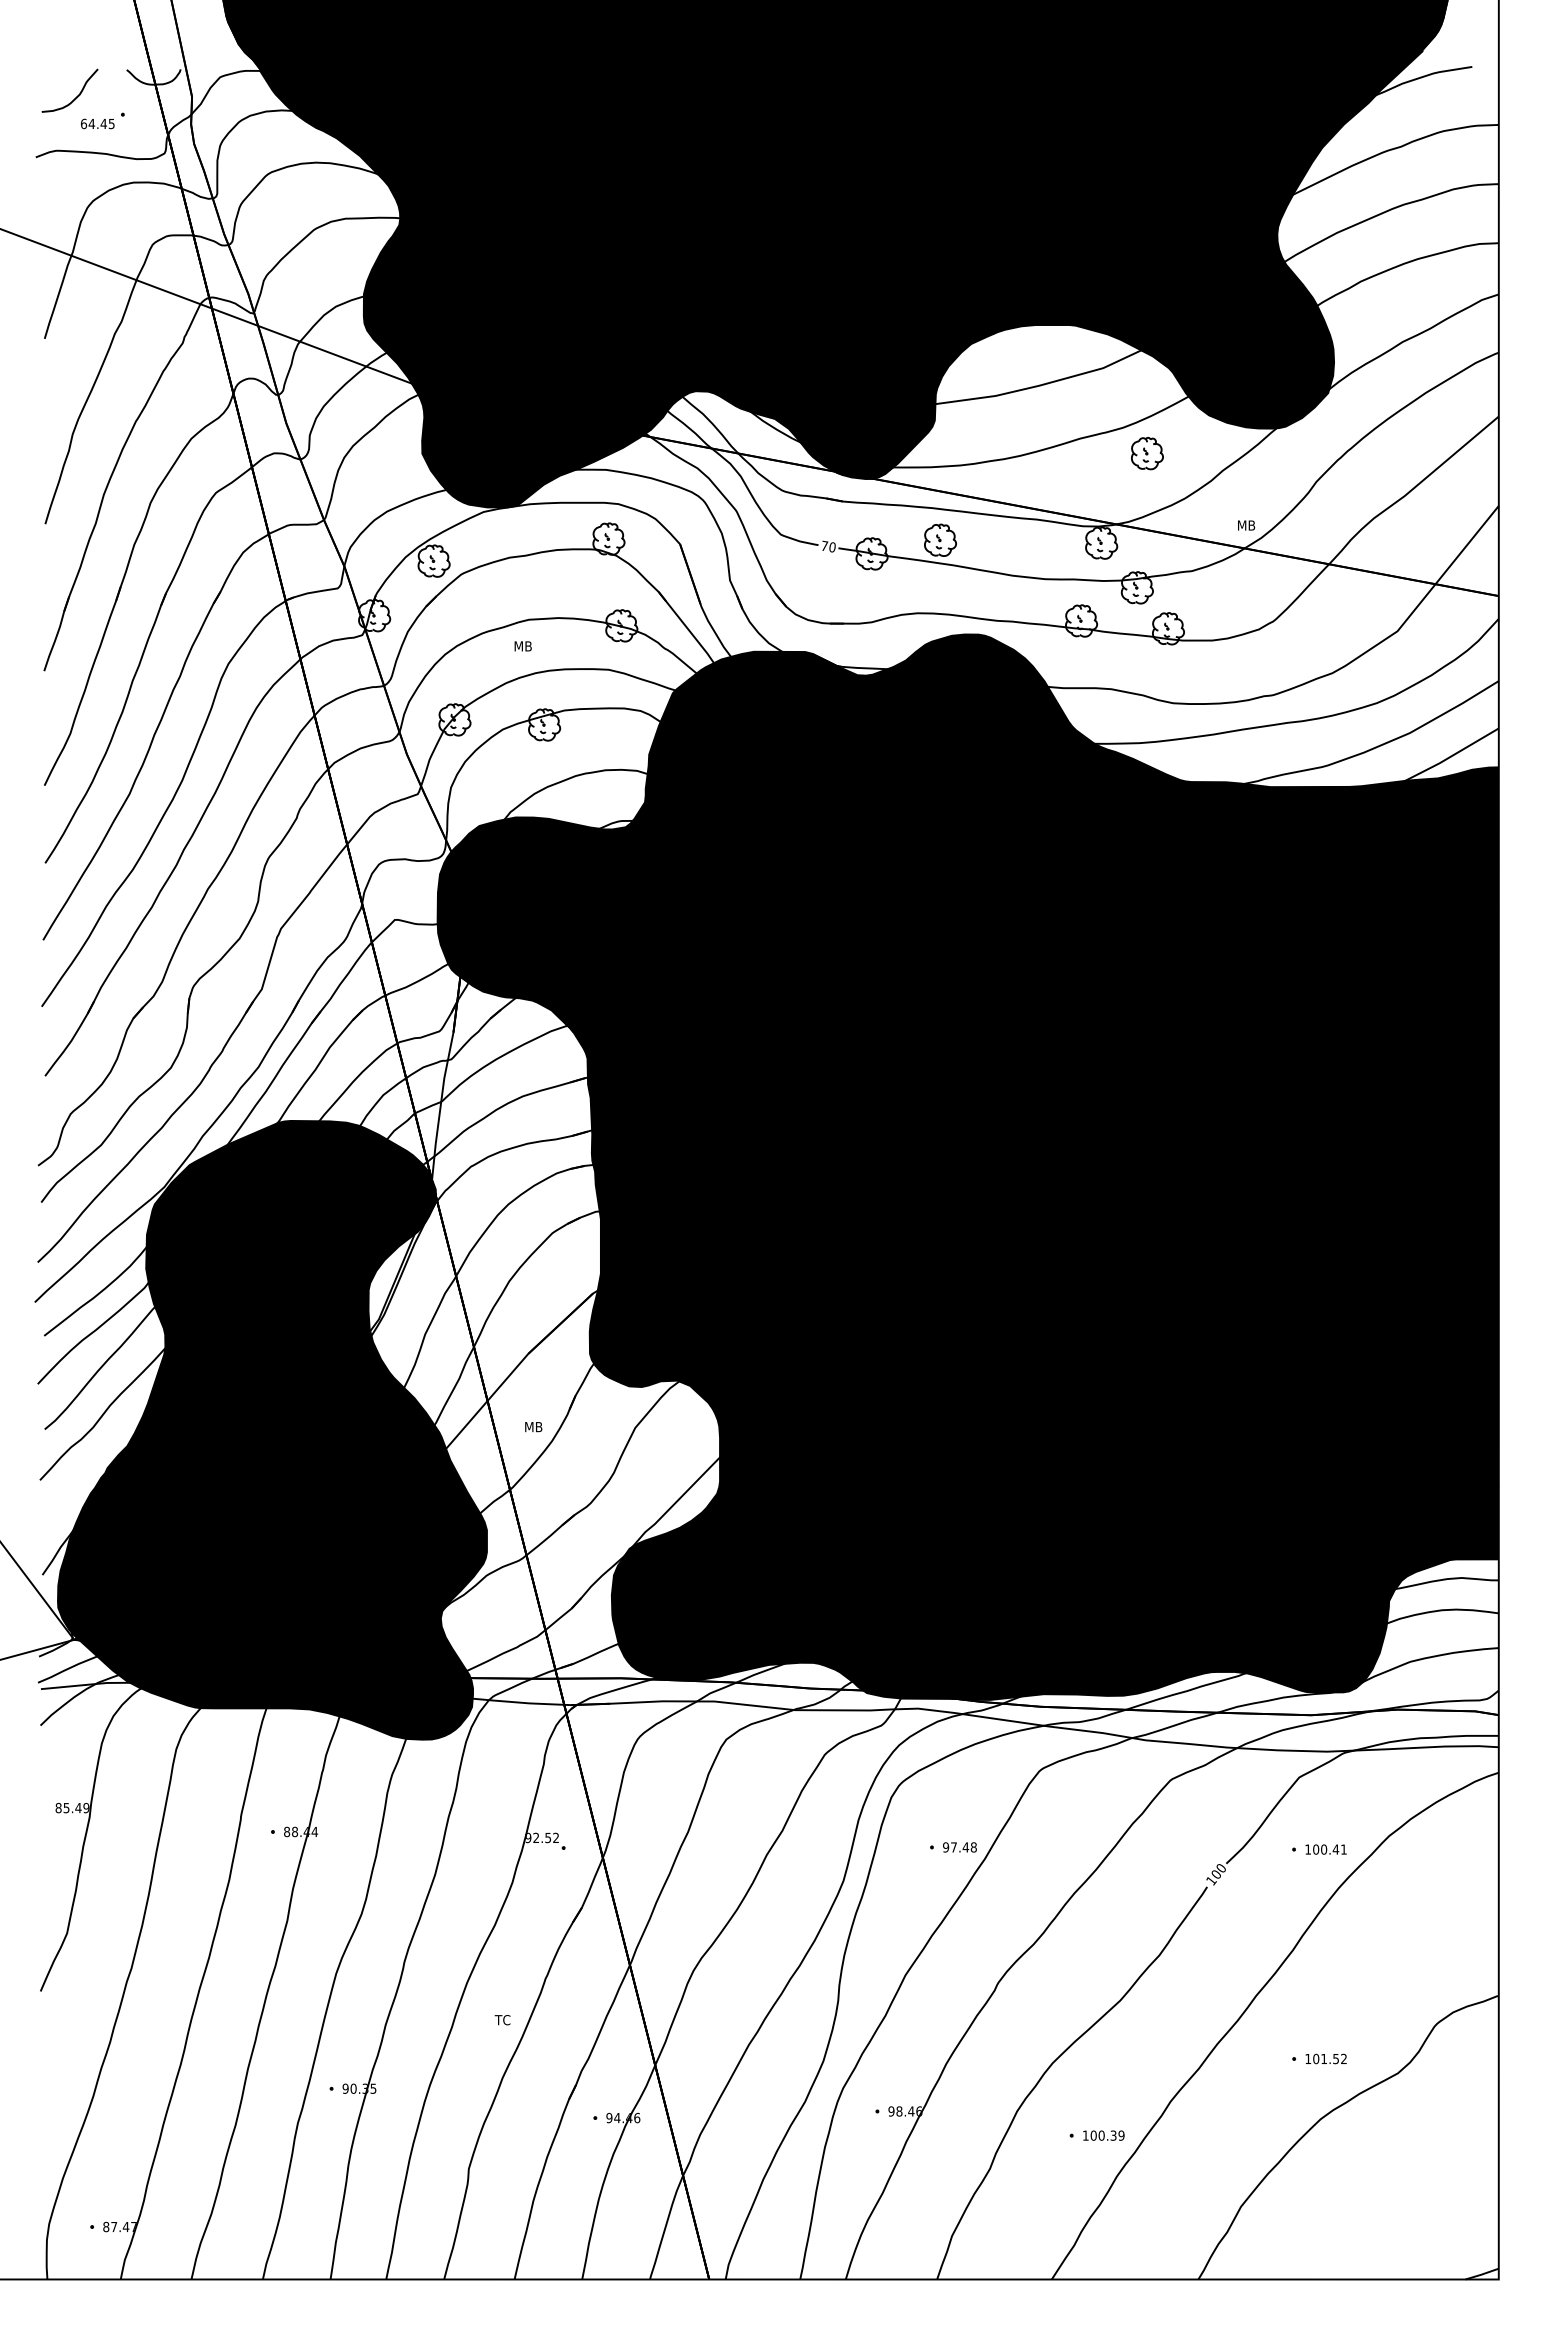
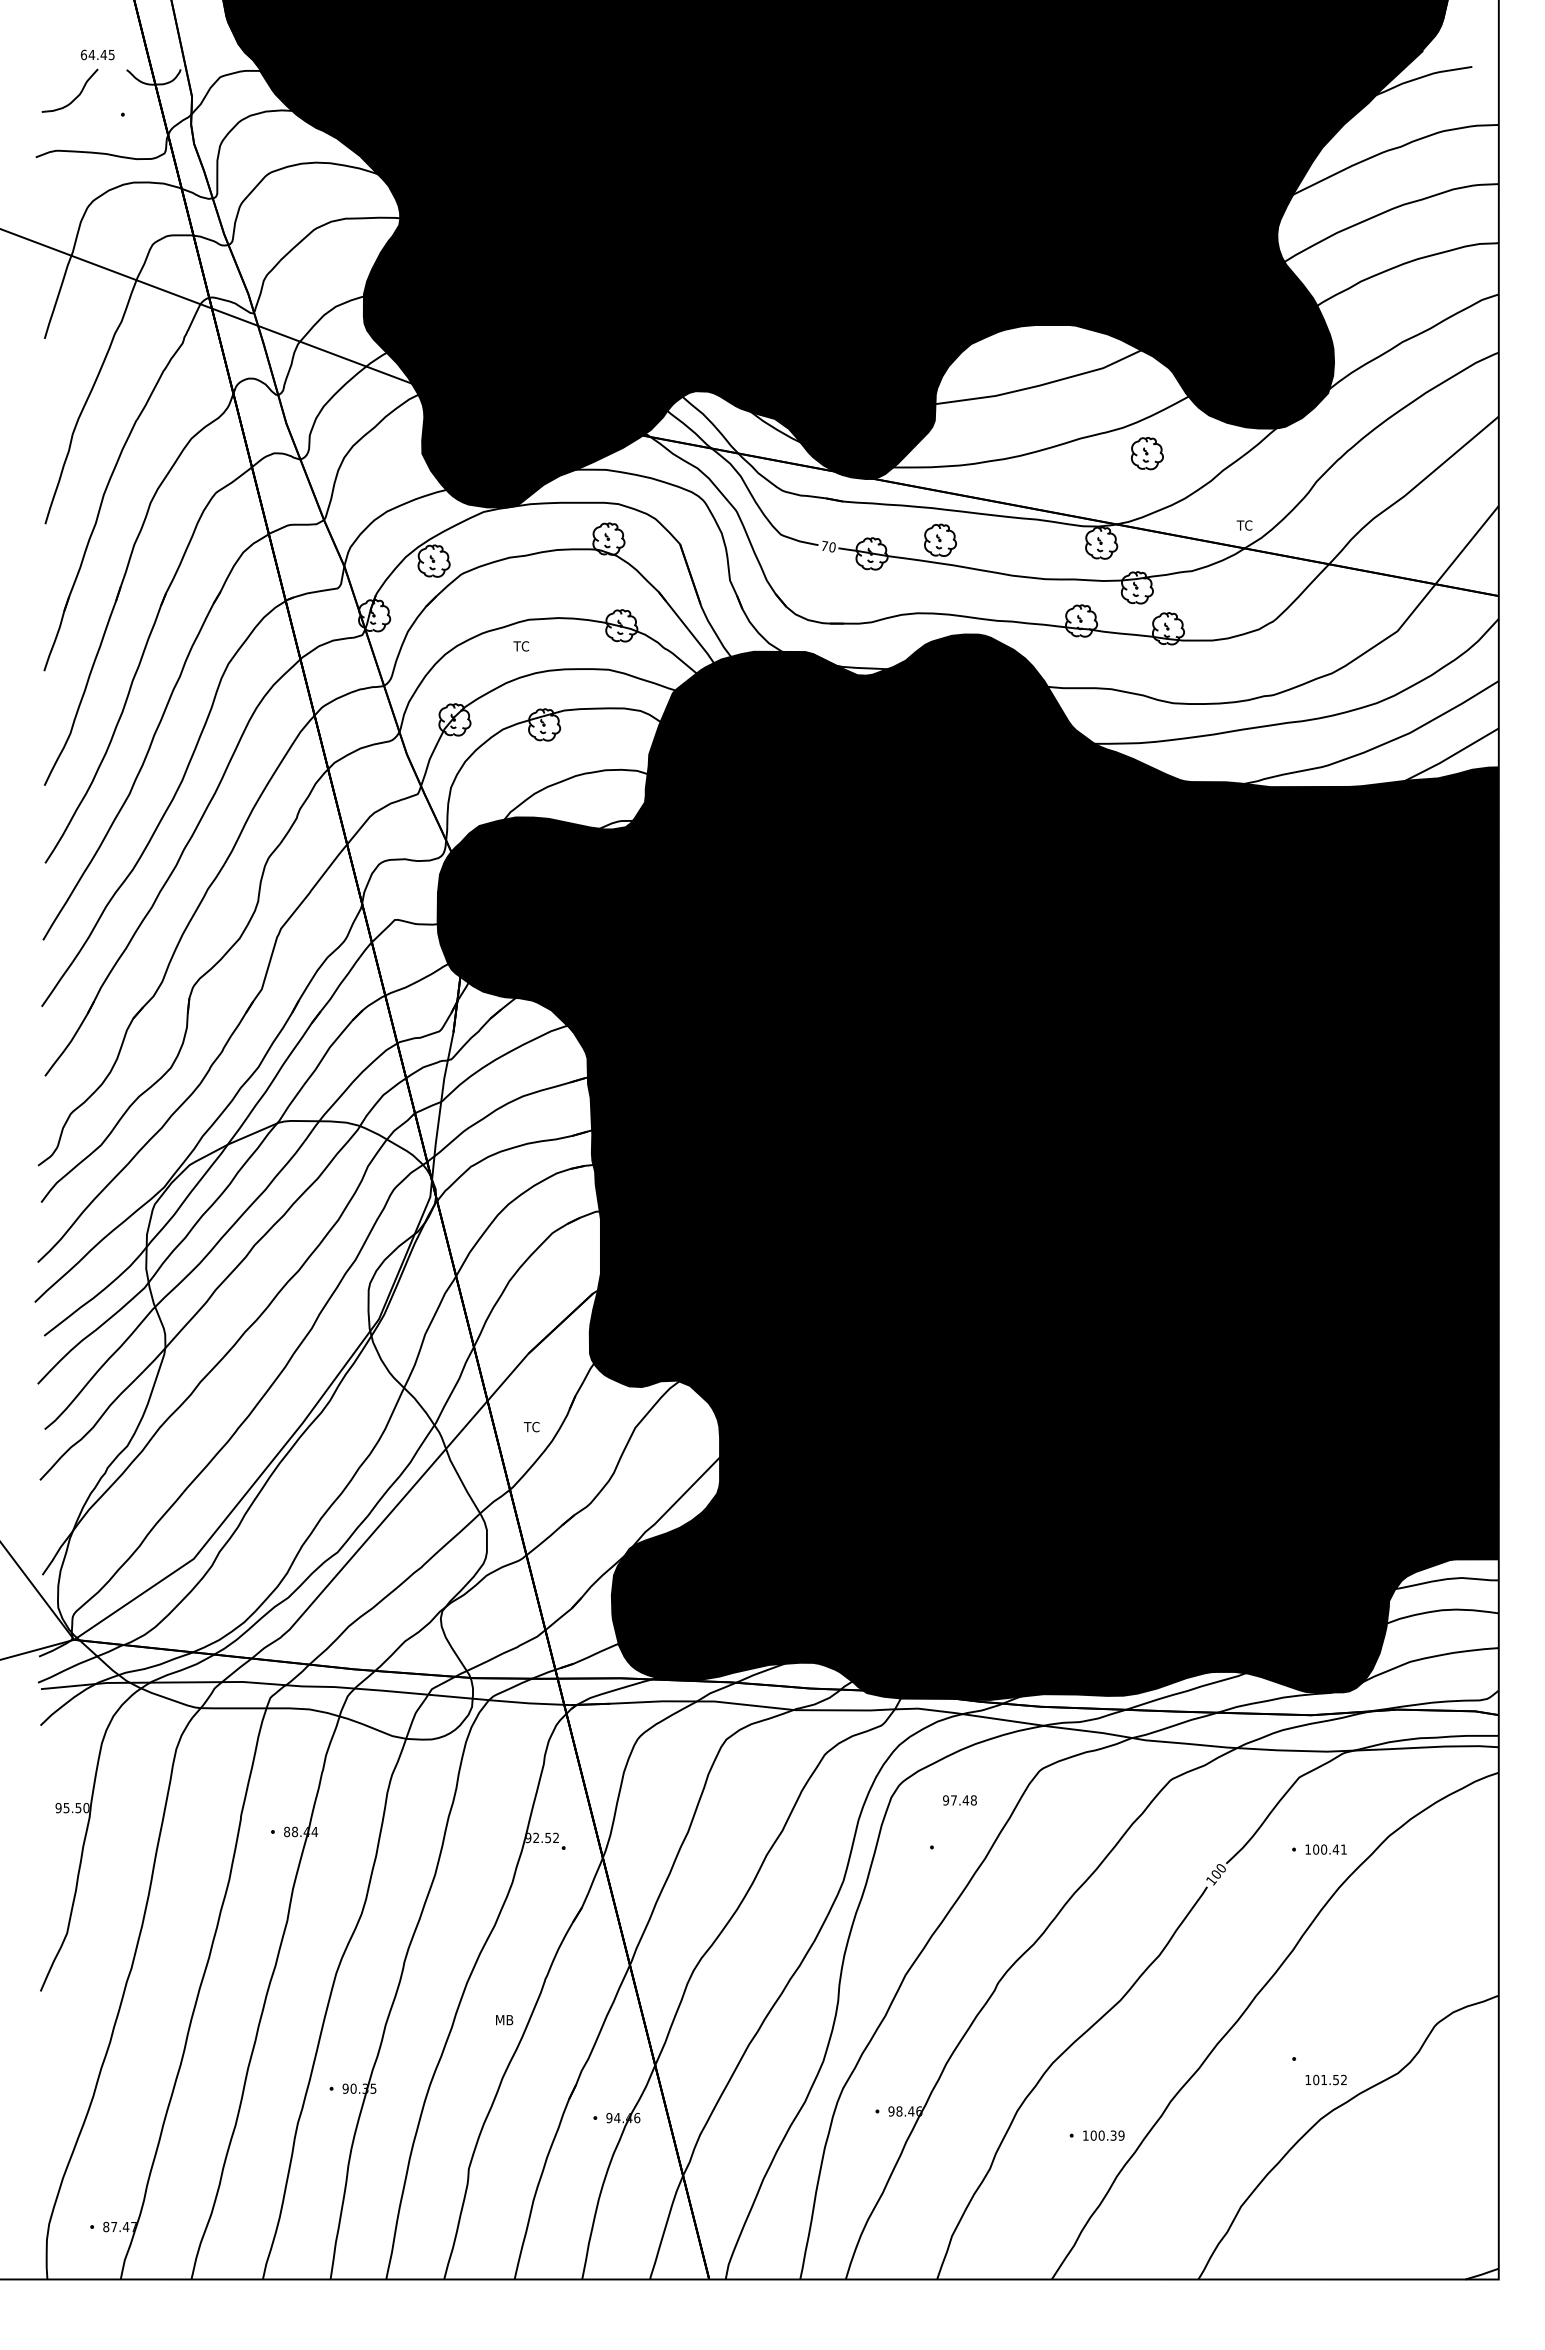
text position: (97, 123) -> (97, 54) (97, 54)
text: MB -> TC (1245, 525)
text: MB -> TC (522, 646)
text: MB -> TC (533, 1426)
fill: present -> none (271, 1429)
text: 85.49 -> 95.50 (71, 1808)
text position: (959, 1847) -> (959, 1800) (959, 1800)
text: TC -> MB (503, 2020)
text position: (1325, 2058) -> (1325, 2079) (1325, 2079)
